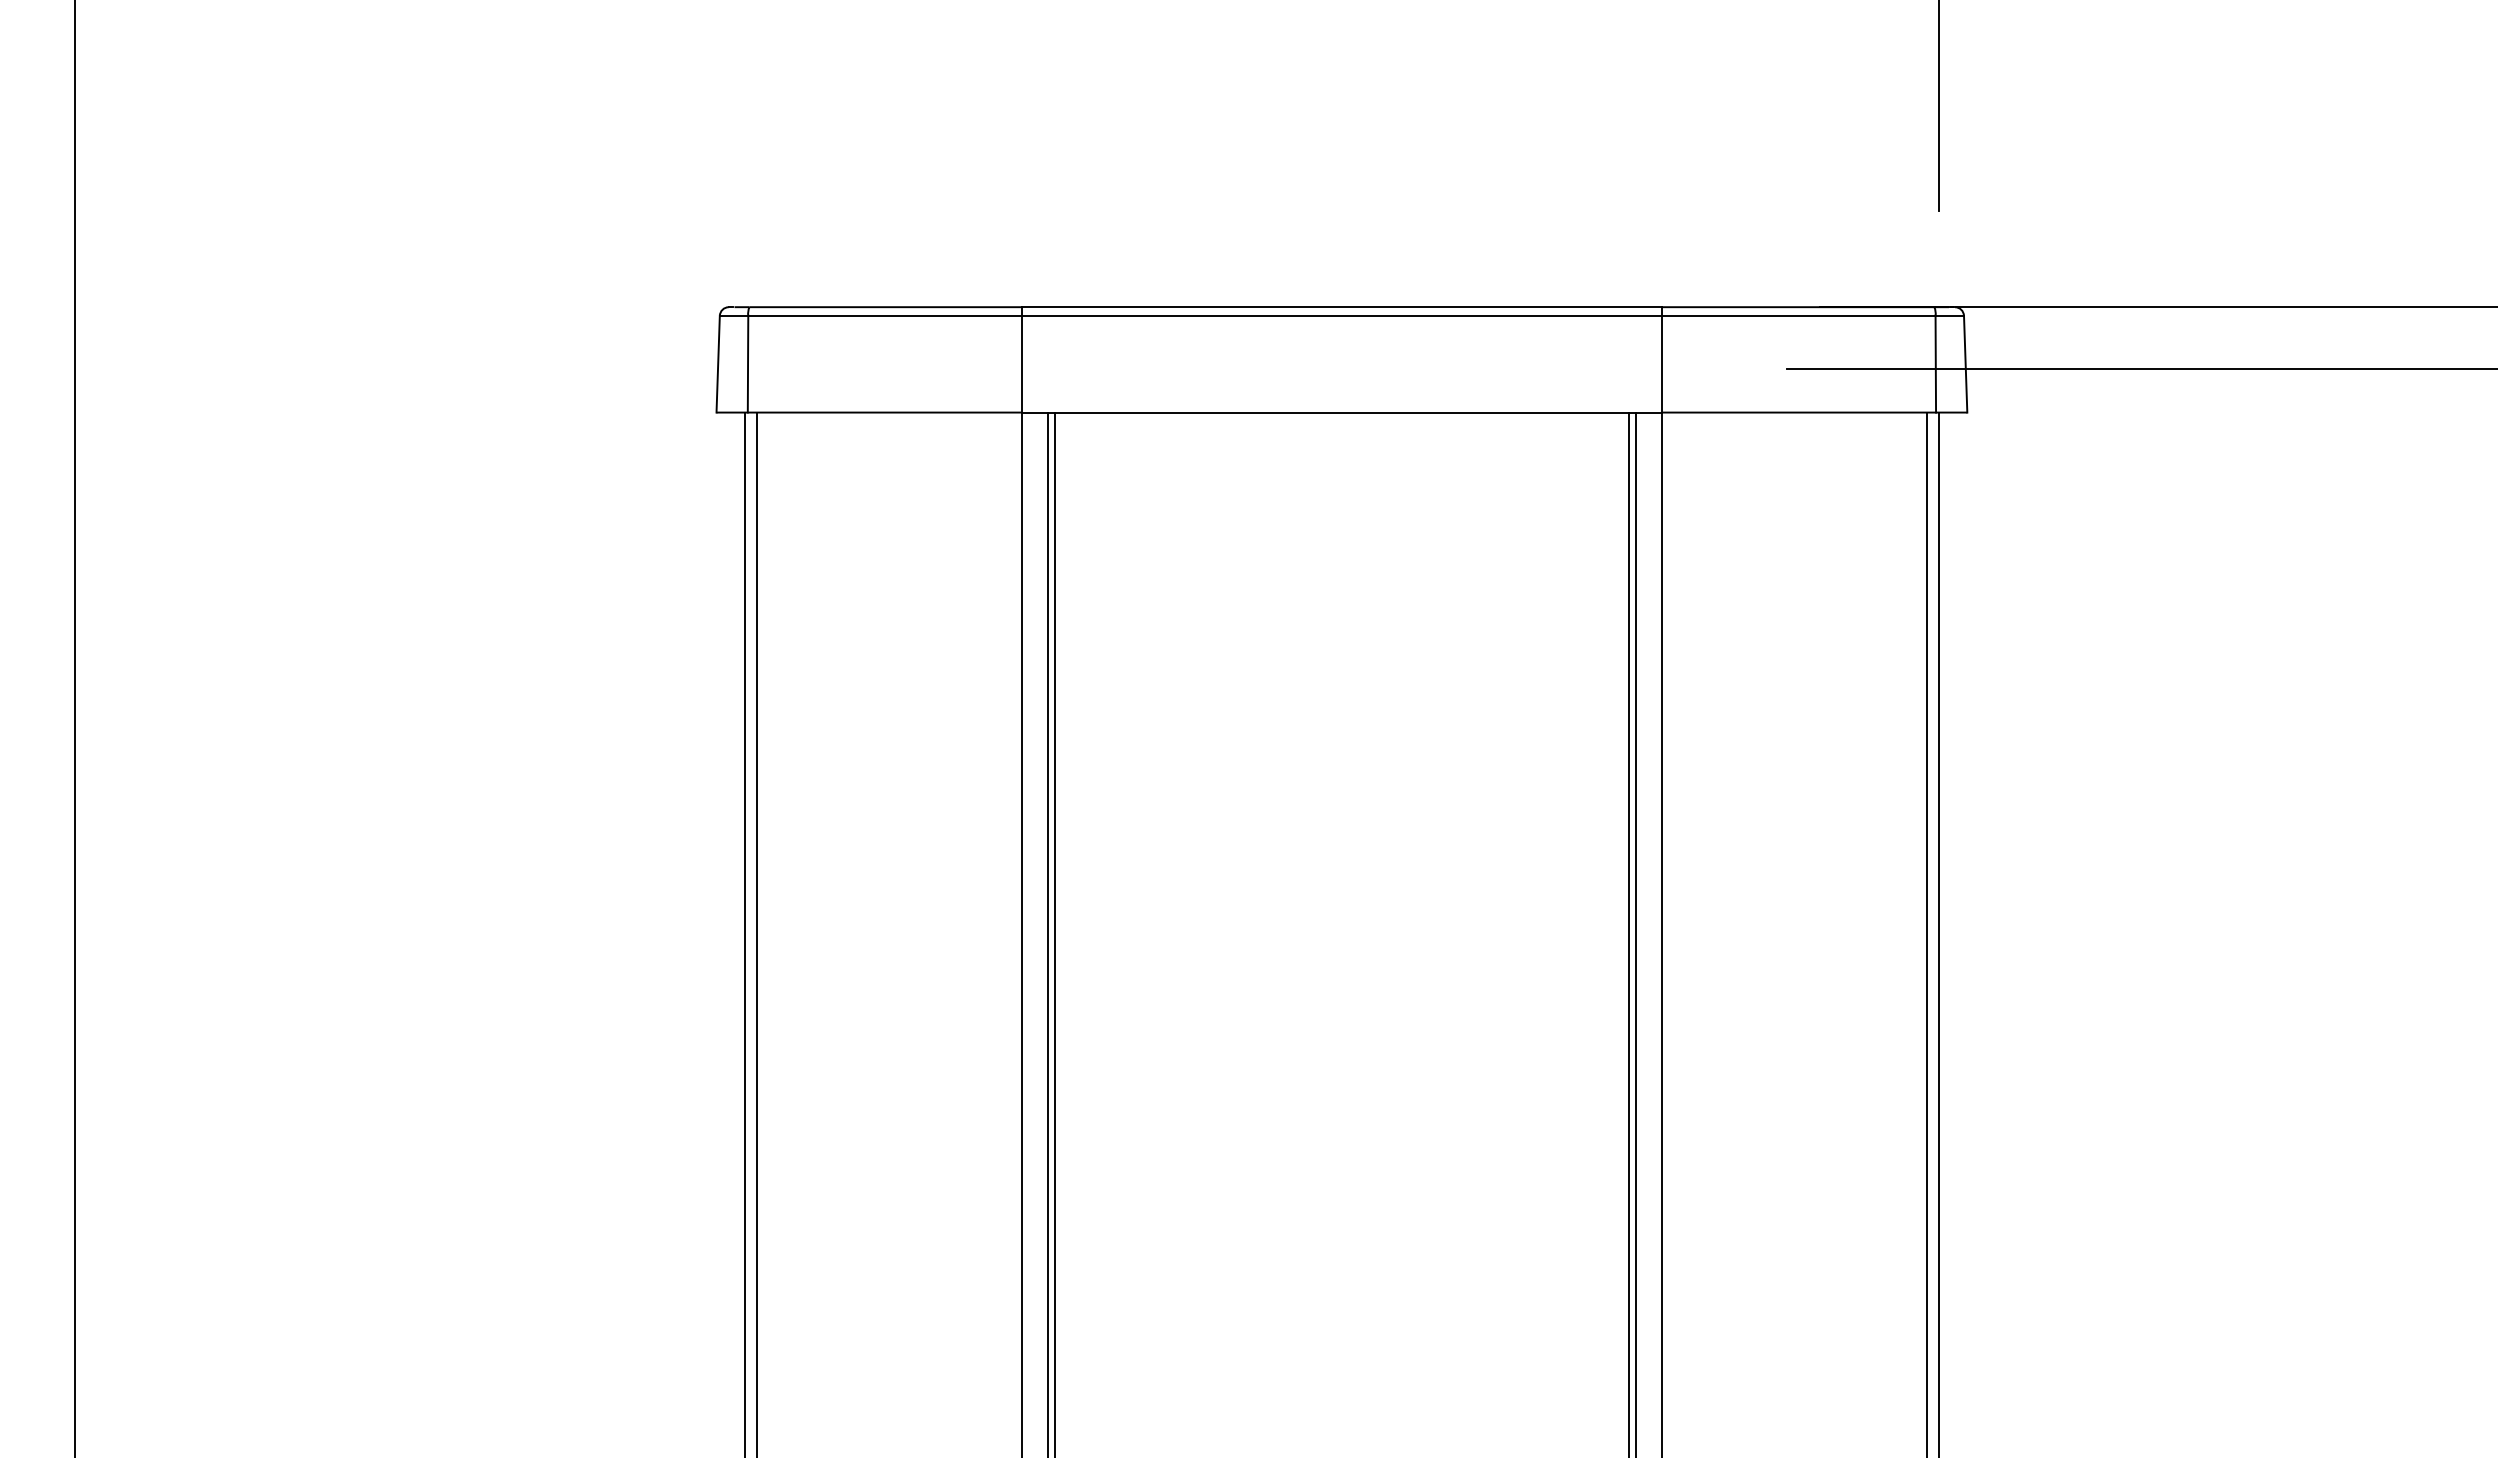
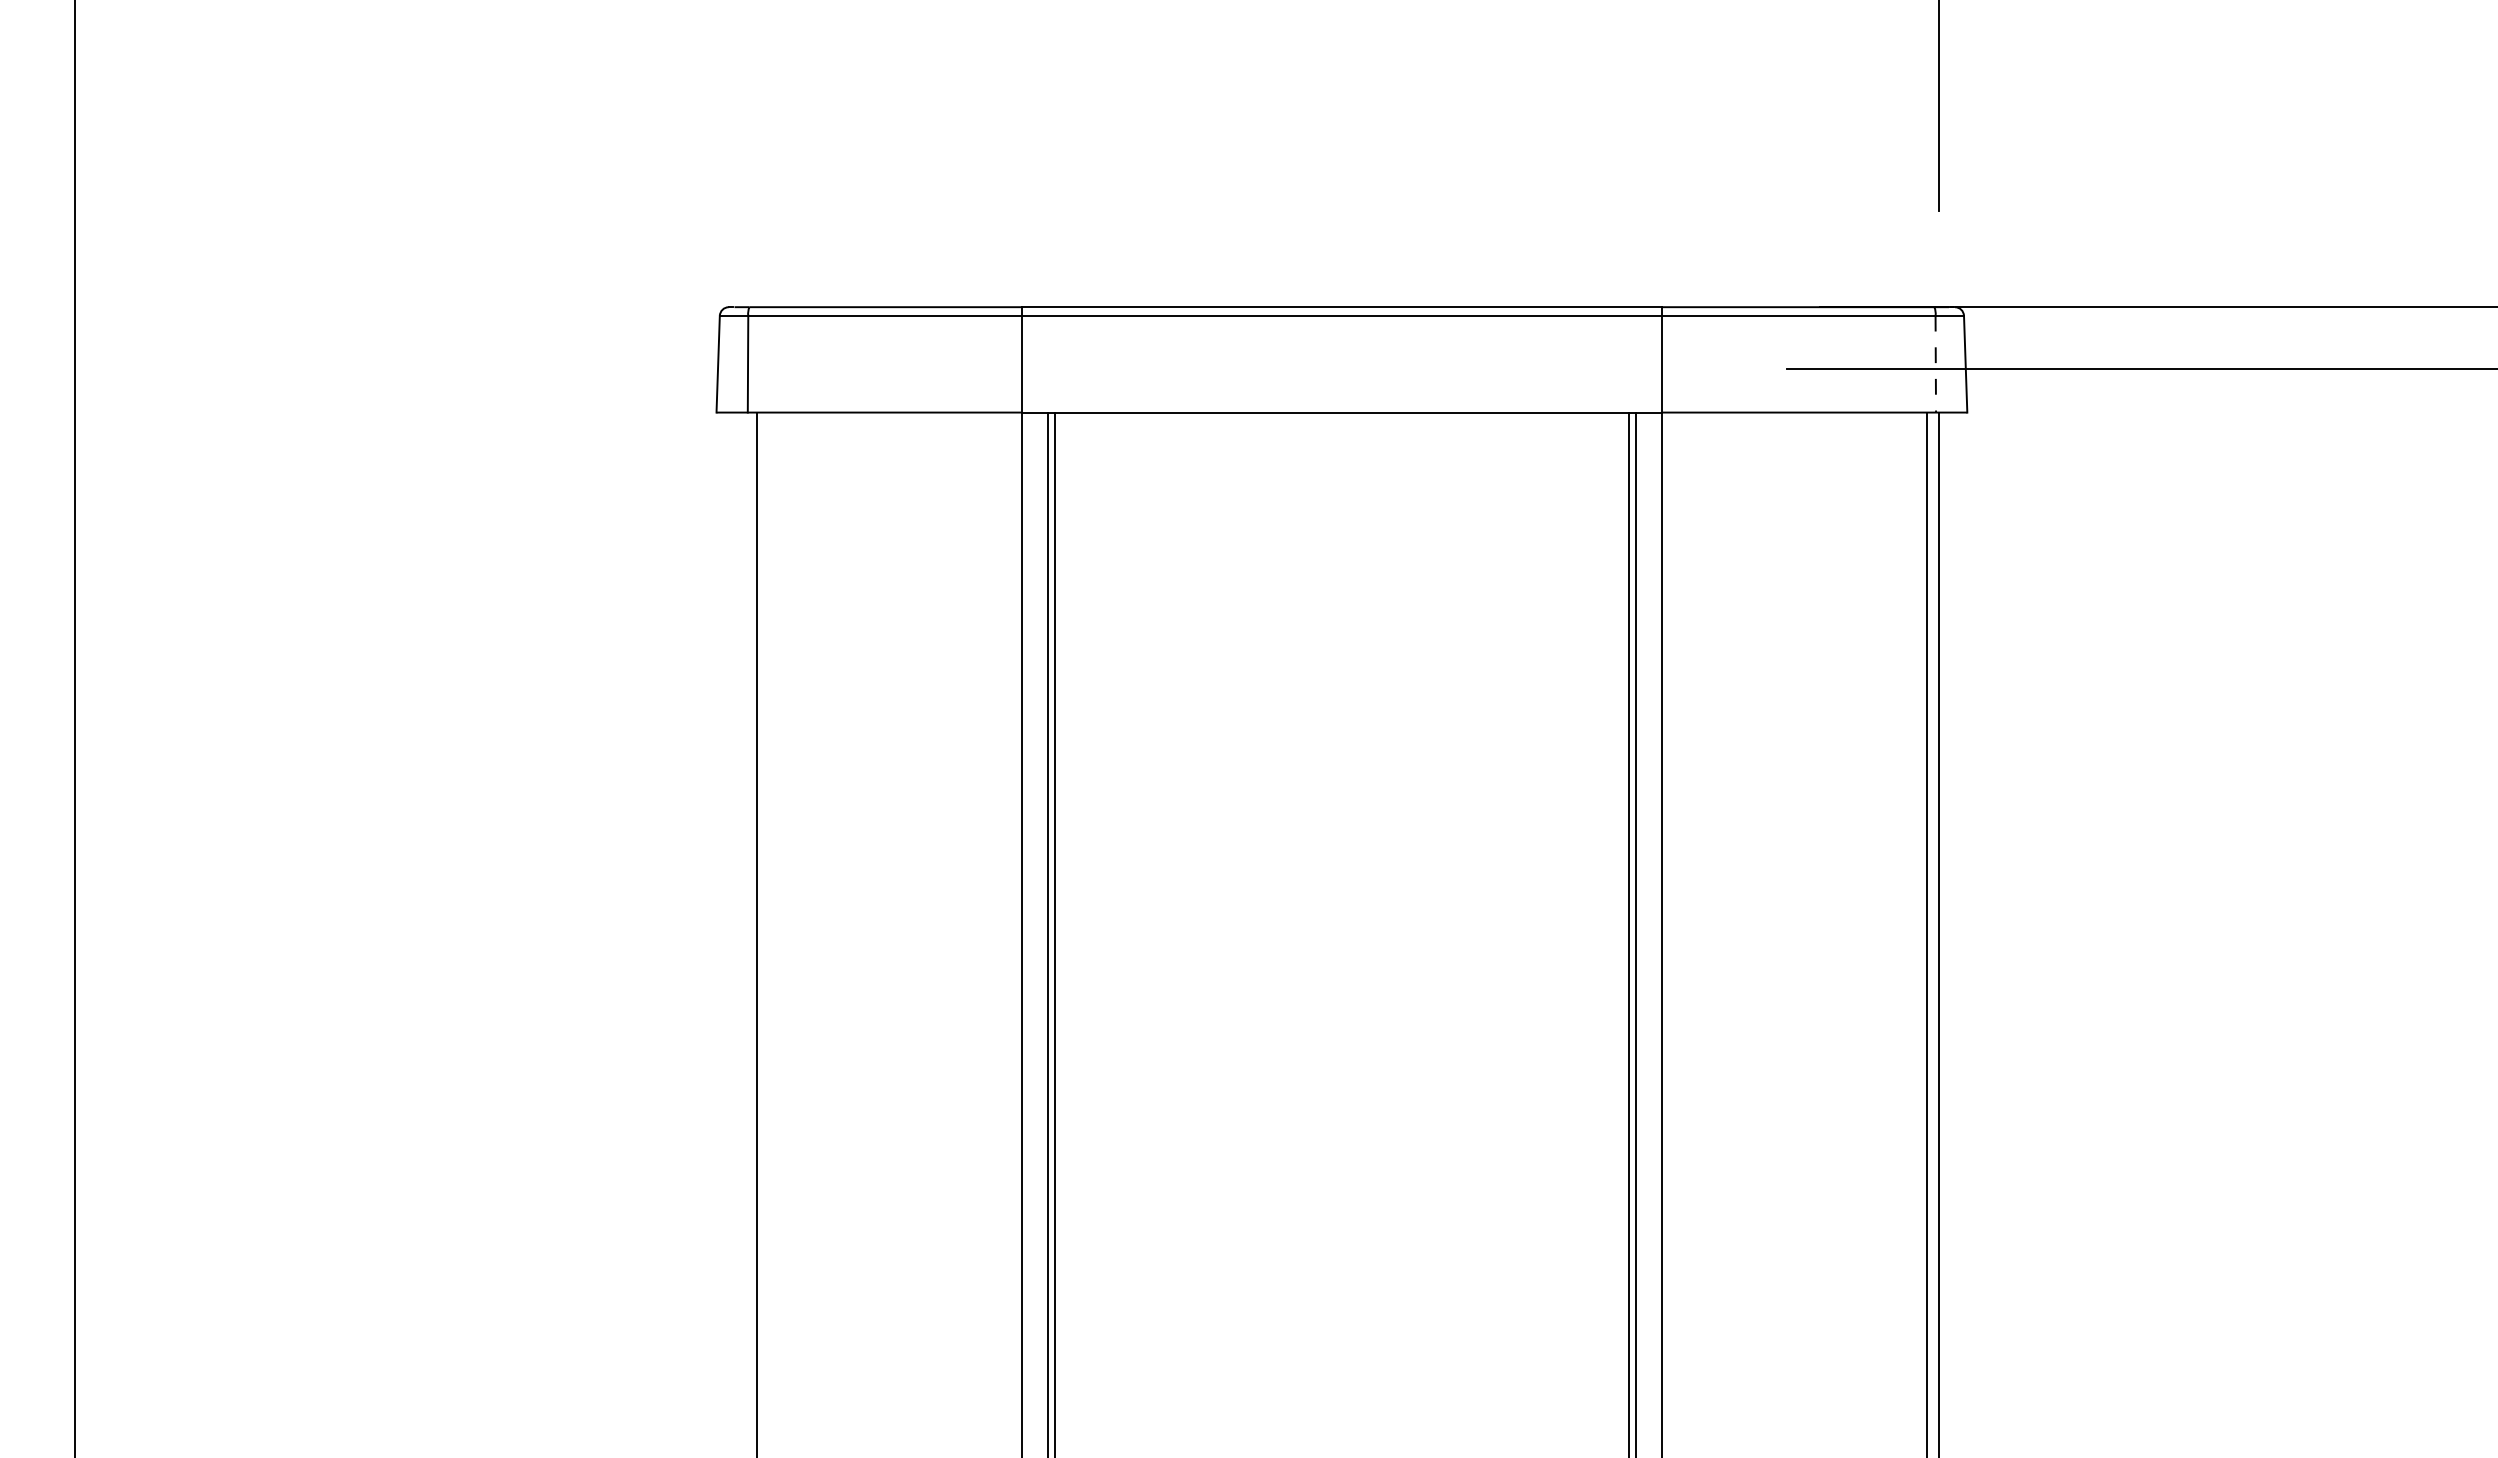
line: solid -> dashed (1935, 364)
line: present -> none (745, 933)
